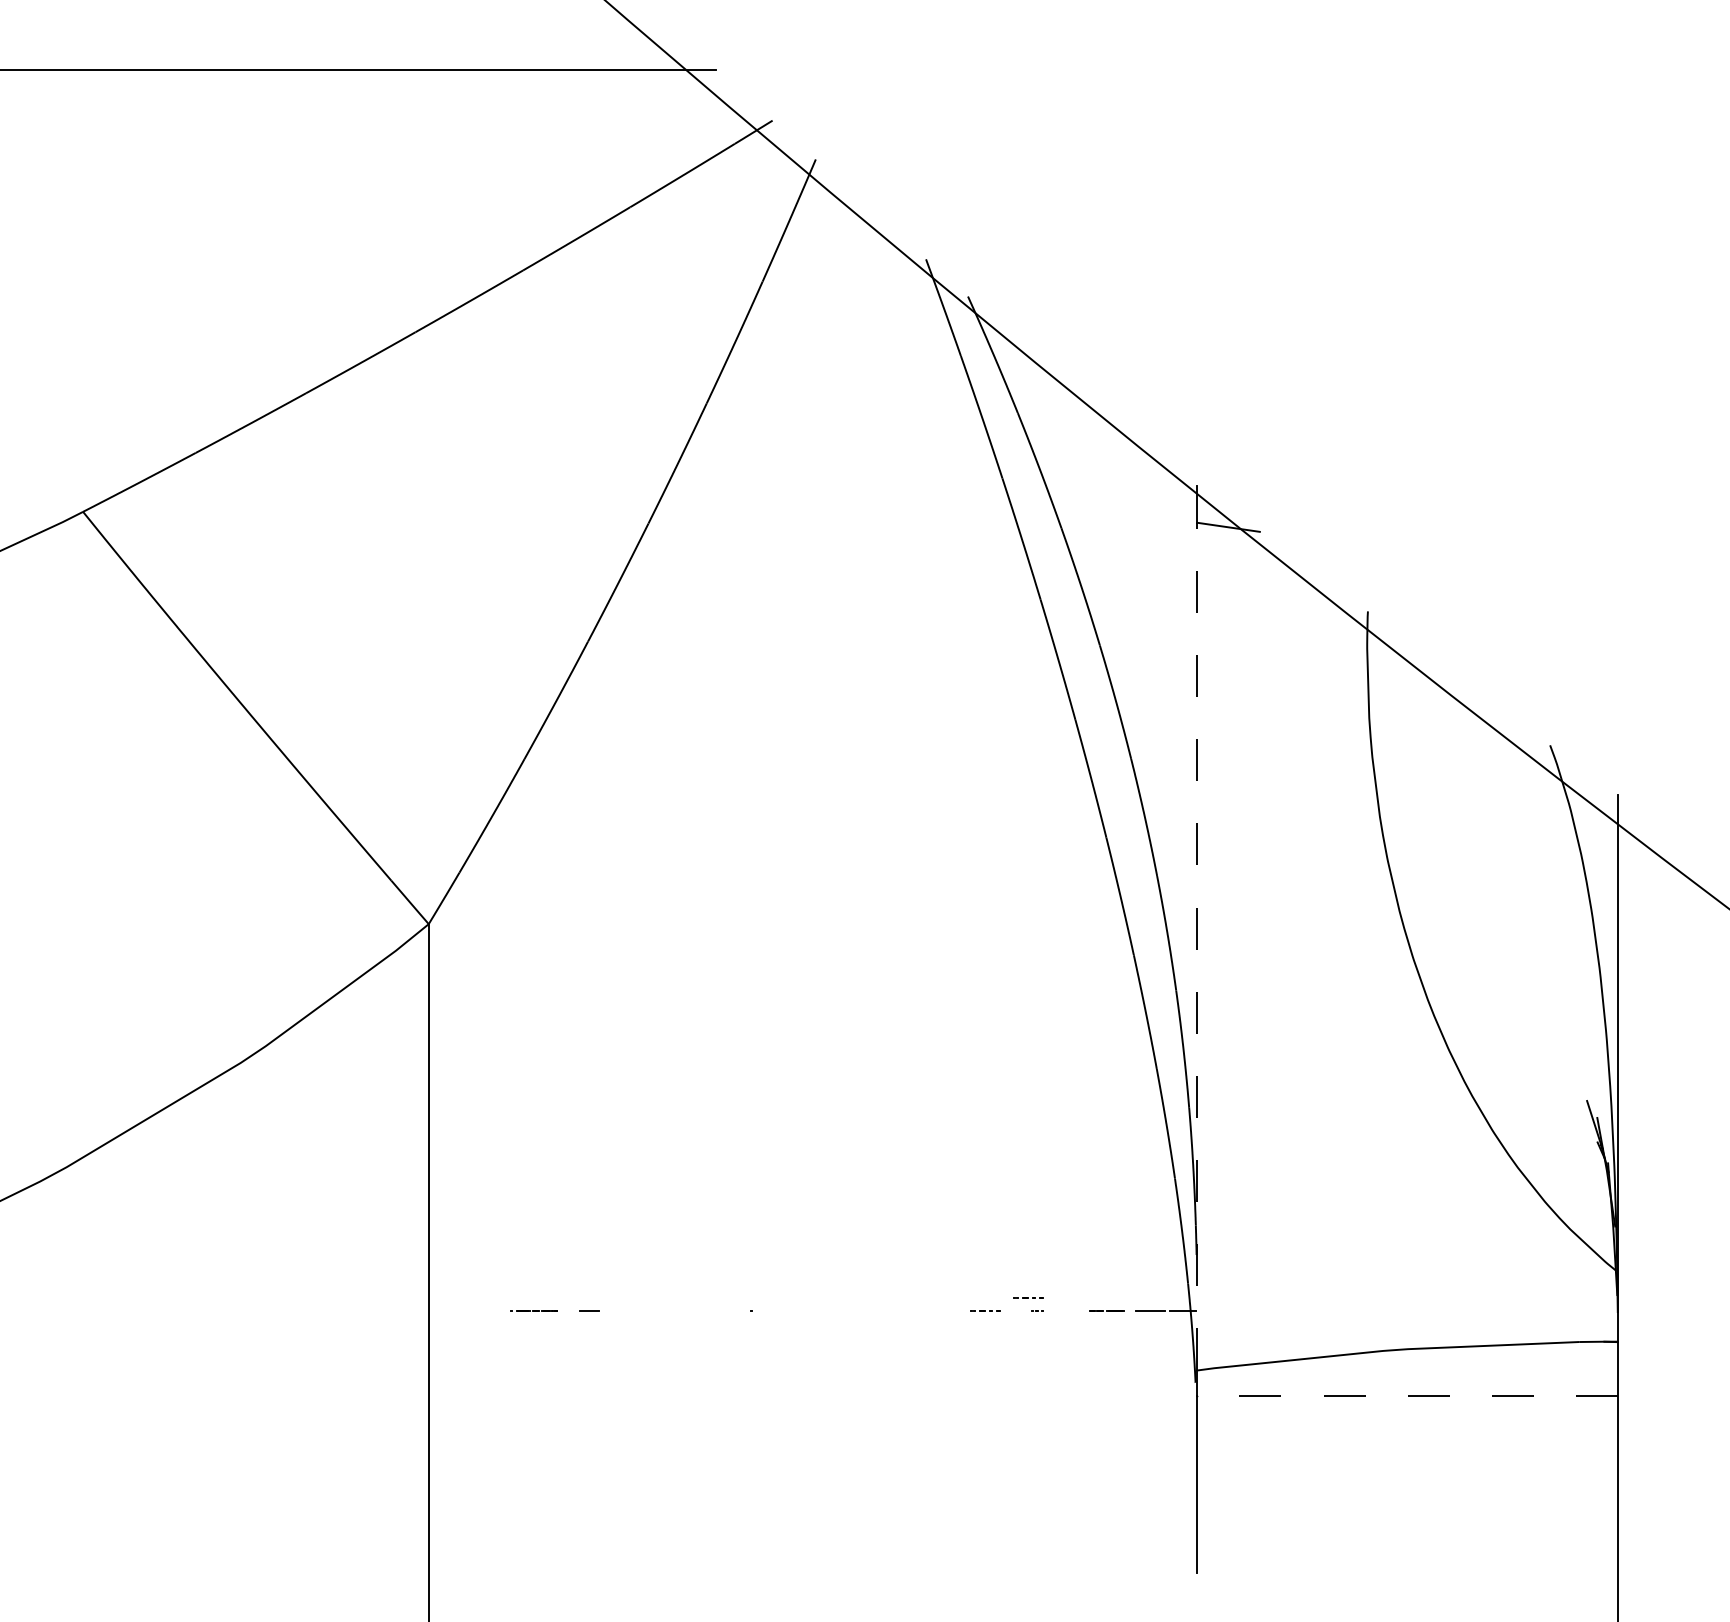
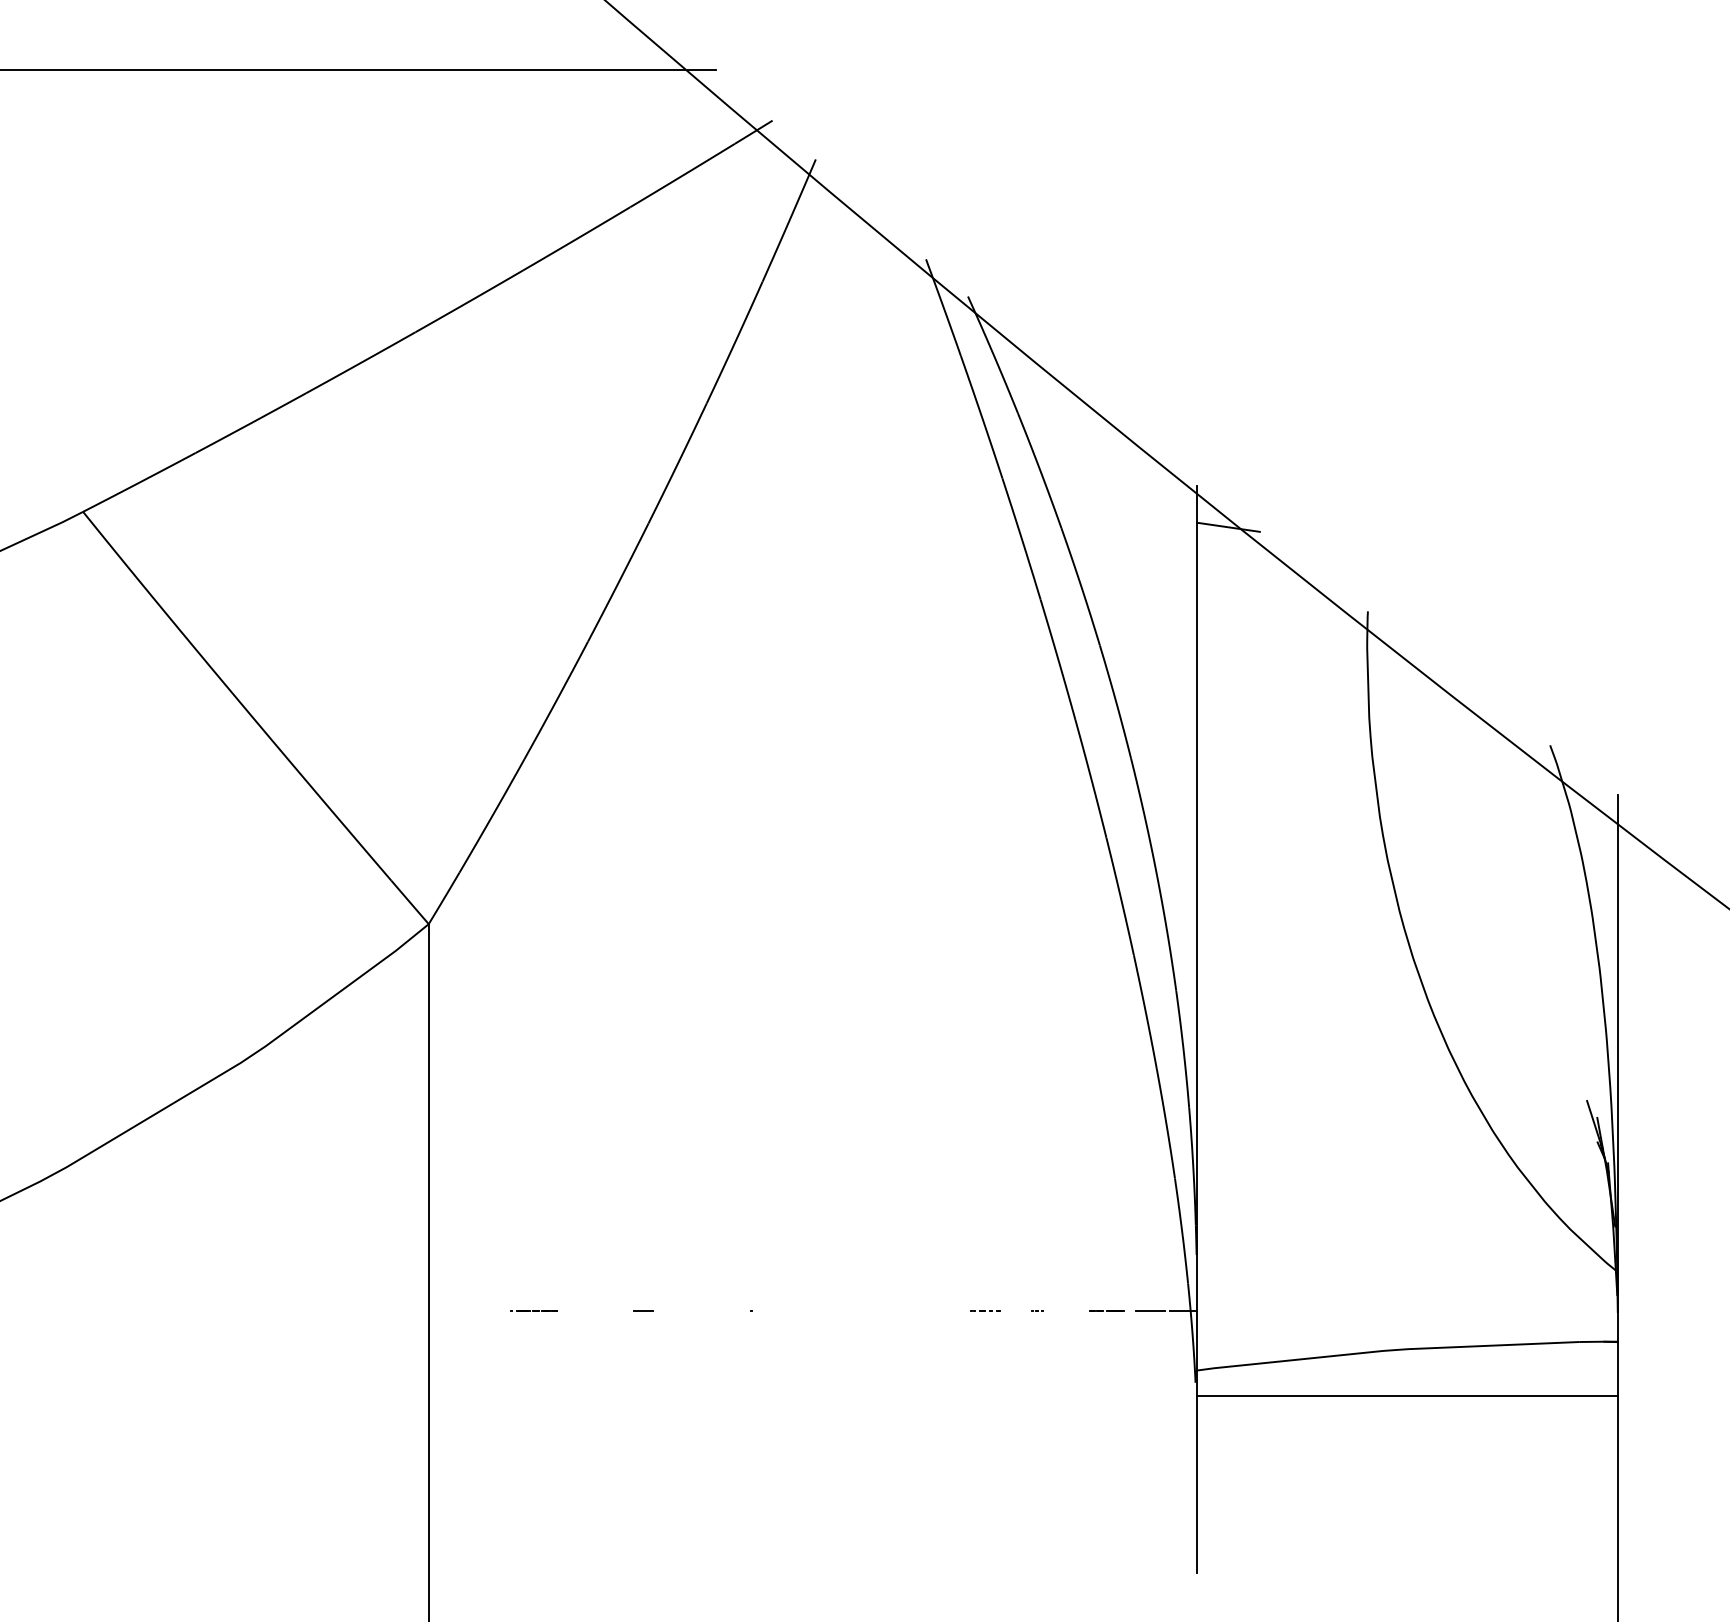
line: dashed -> solid (1197, 946)
line: present -> none (1028, 1297)
line position: (589, 1310) -> (643, 1310) (643, 1310)
line: dashed -> solid (1407, 1396)
